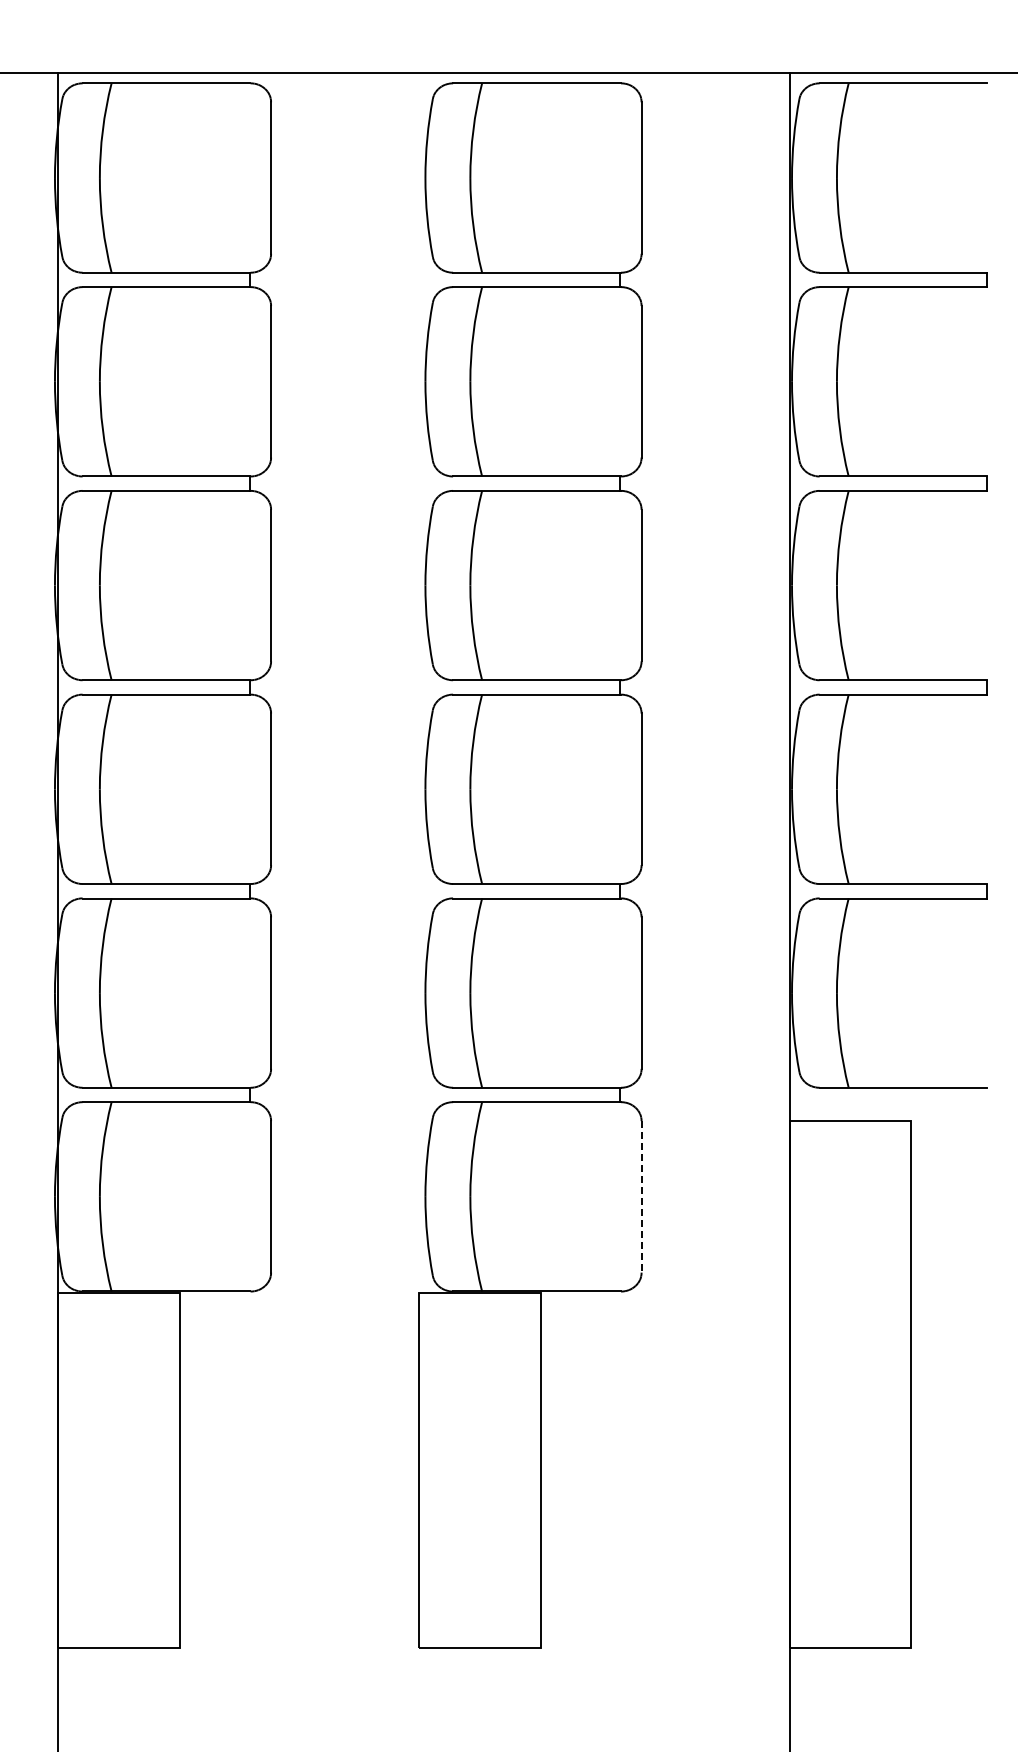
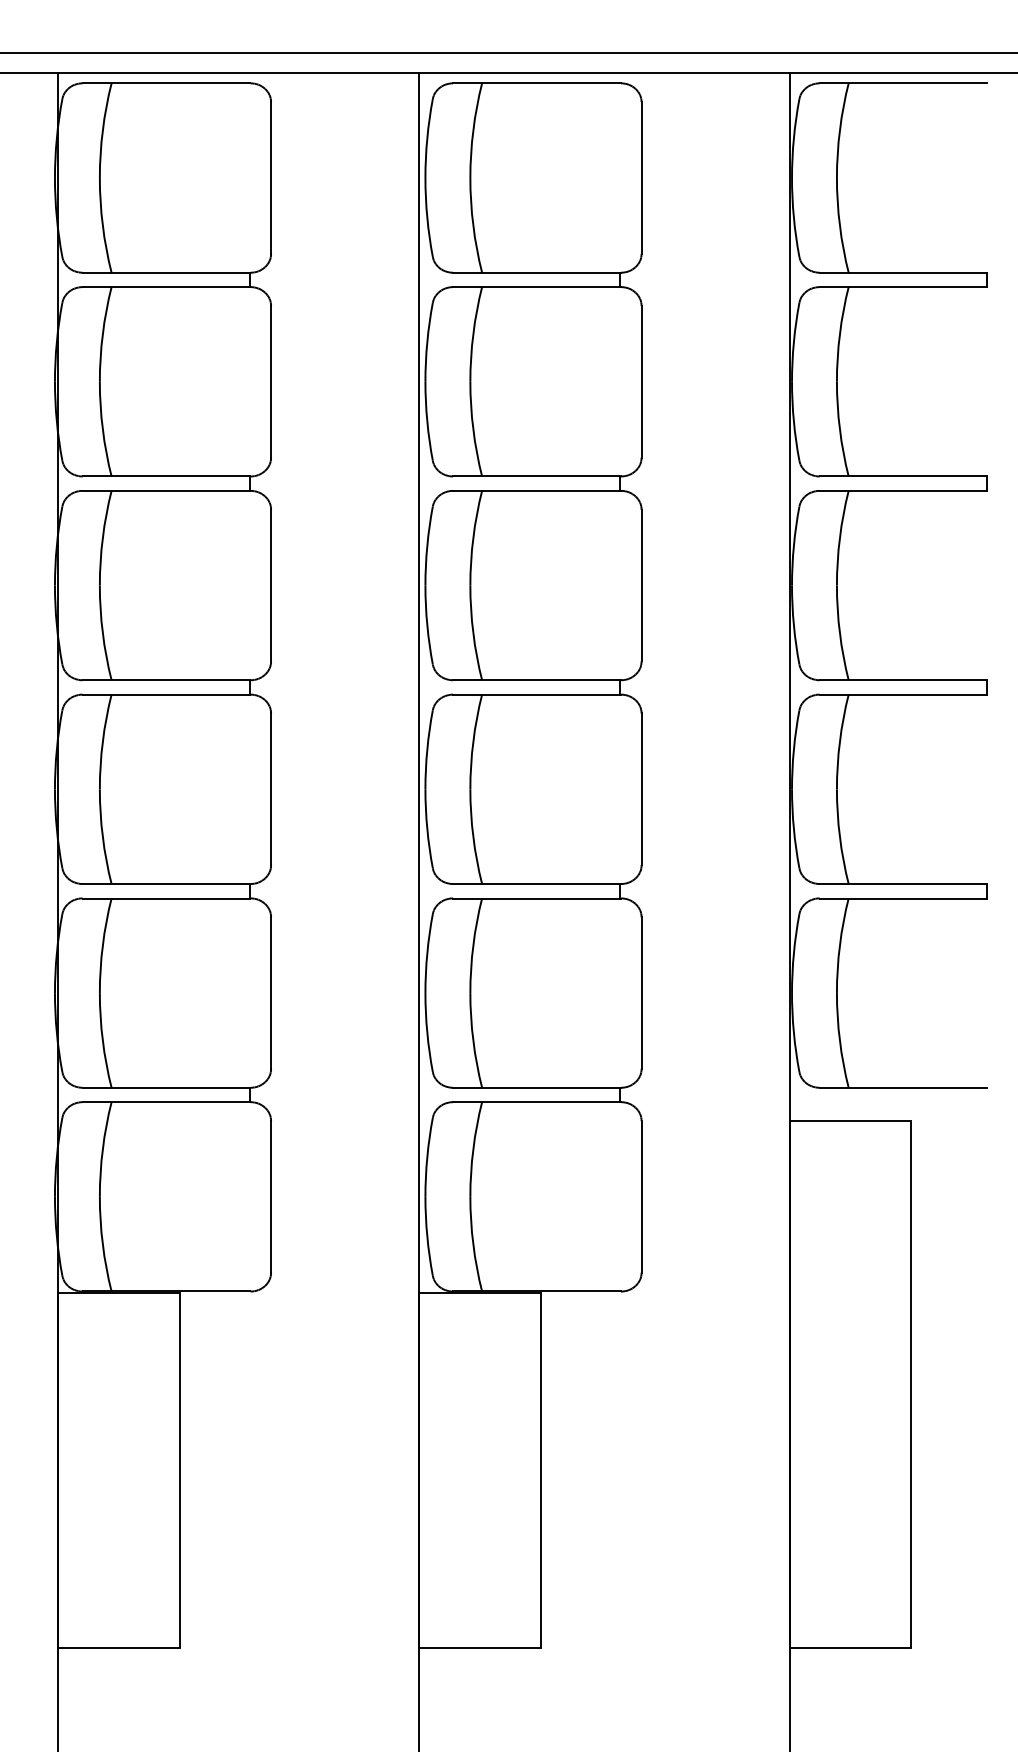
line: none -> present (508, 52)
line: none -> present (419, 910)
line: dashed -> solid (641, 1196)
